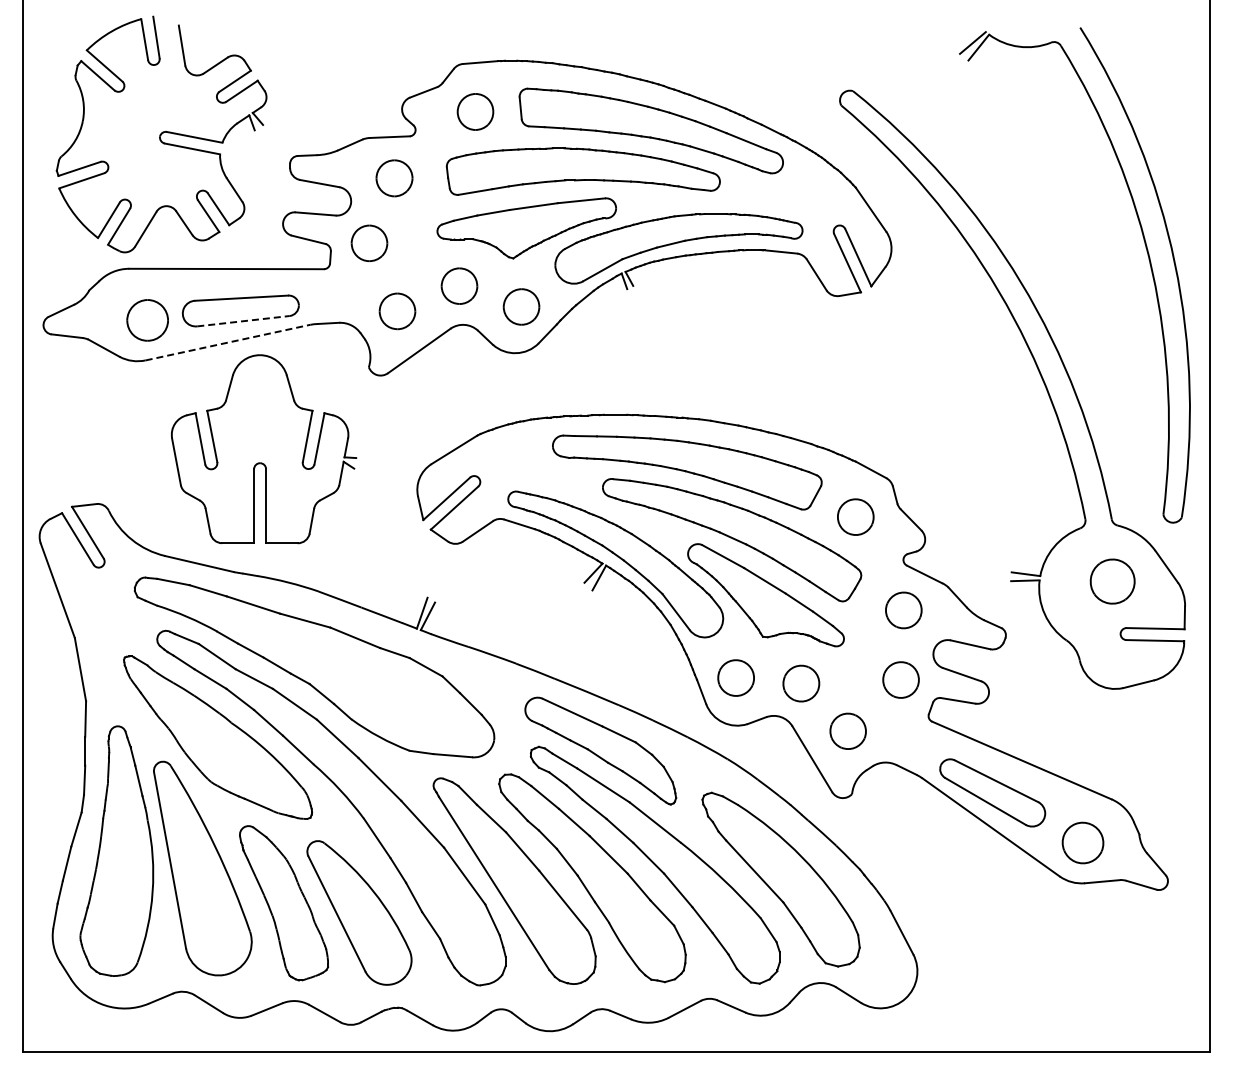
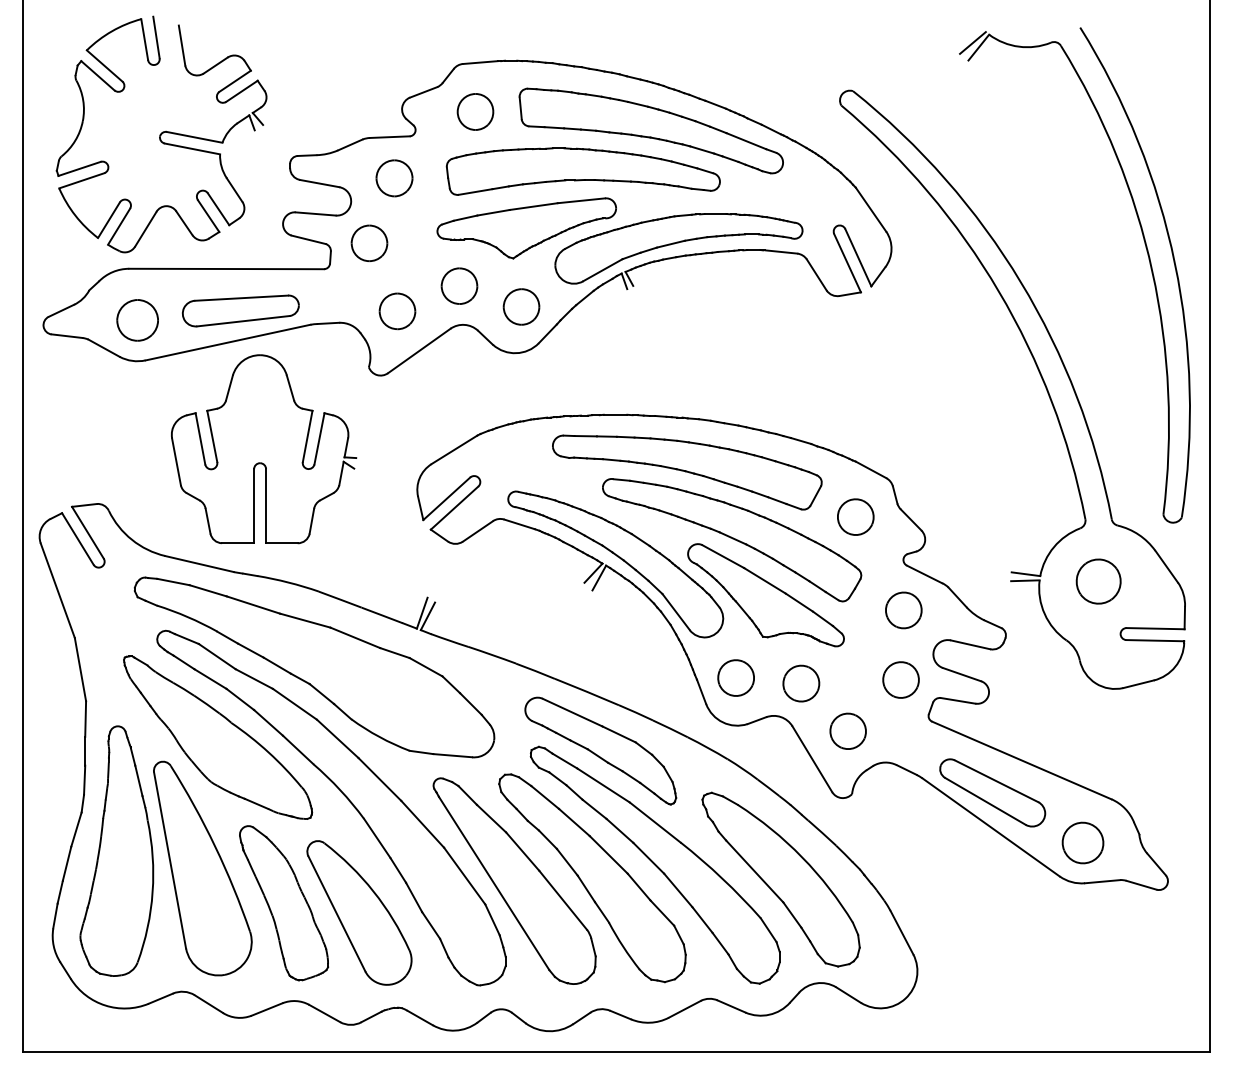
part position: (147, 320) -> (137, 320) (137, 320)
line: dashed -> solid (243, 321)
line: dashed -> solid (228, 342)
part position: (1112, 581) -> (1098, 581) (1098, 581)
